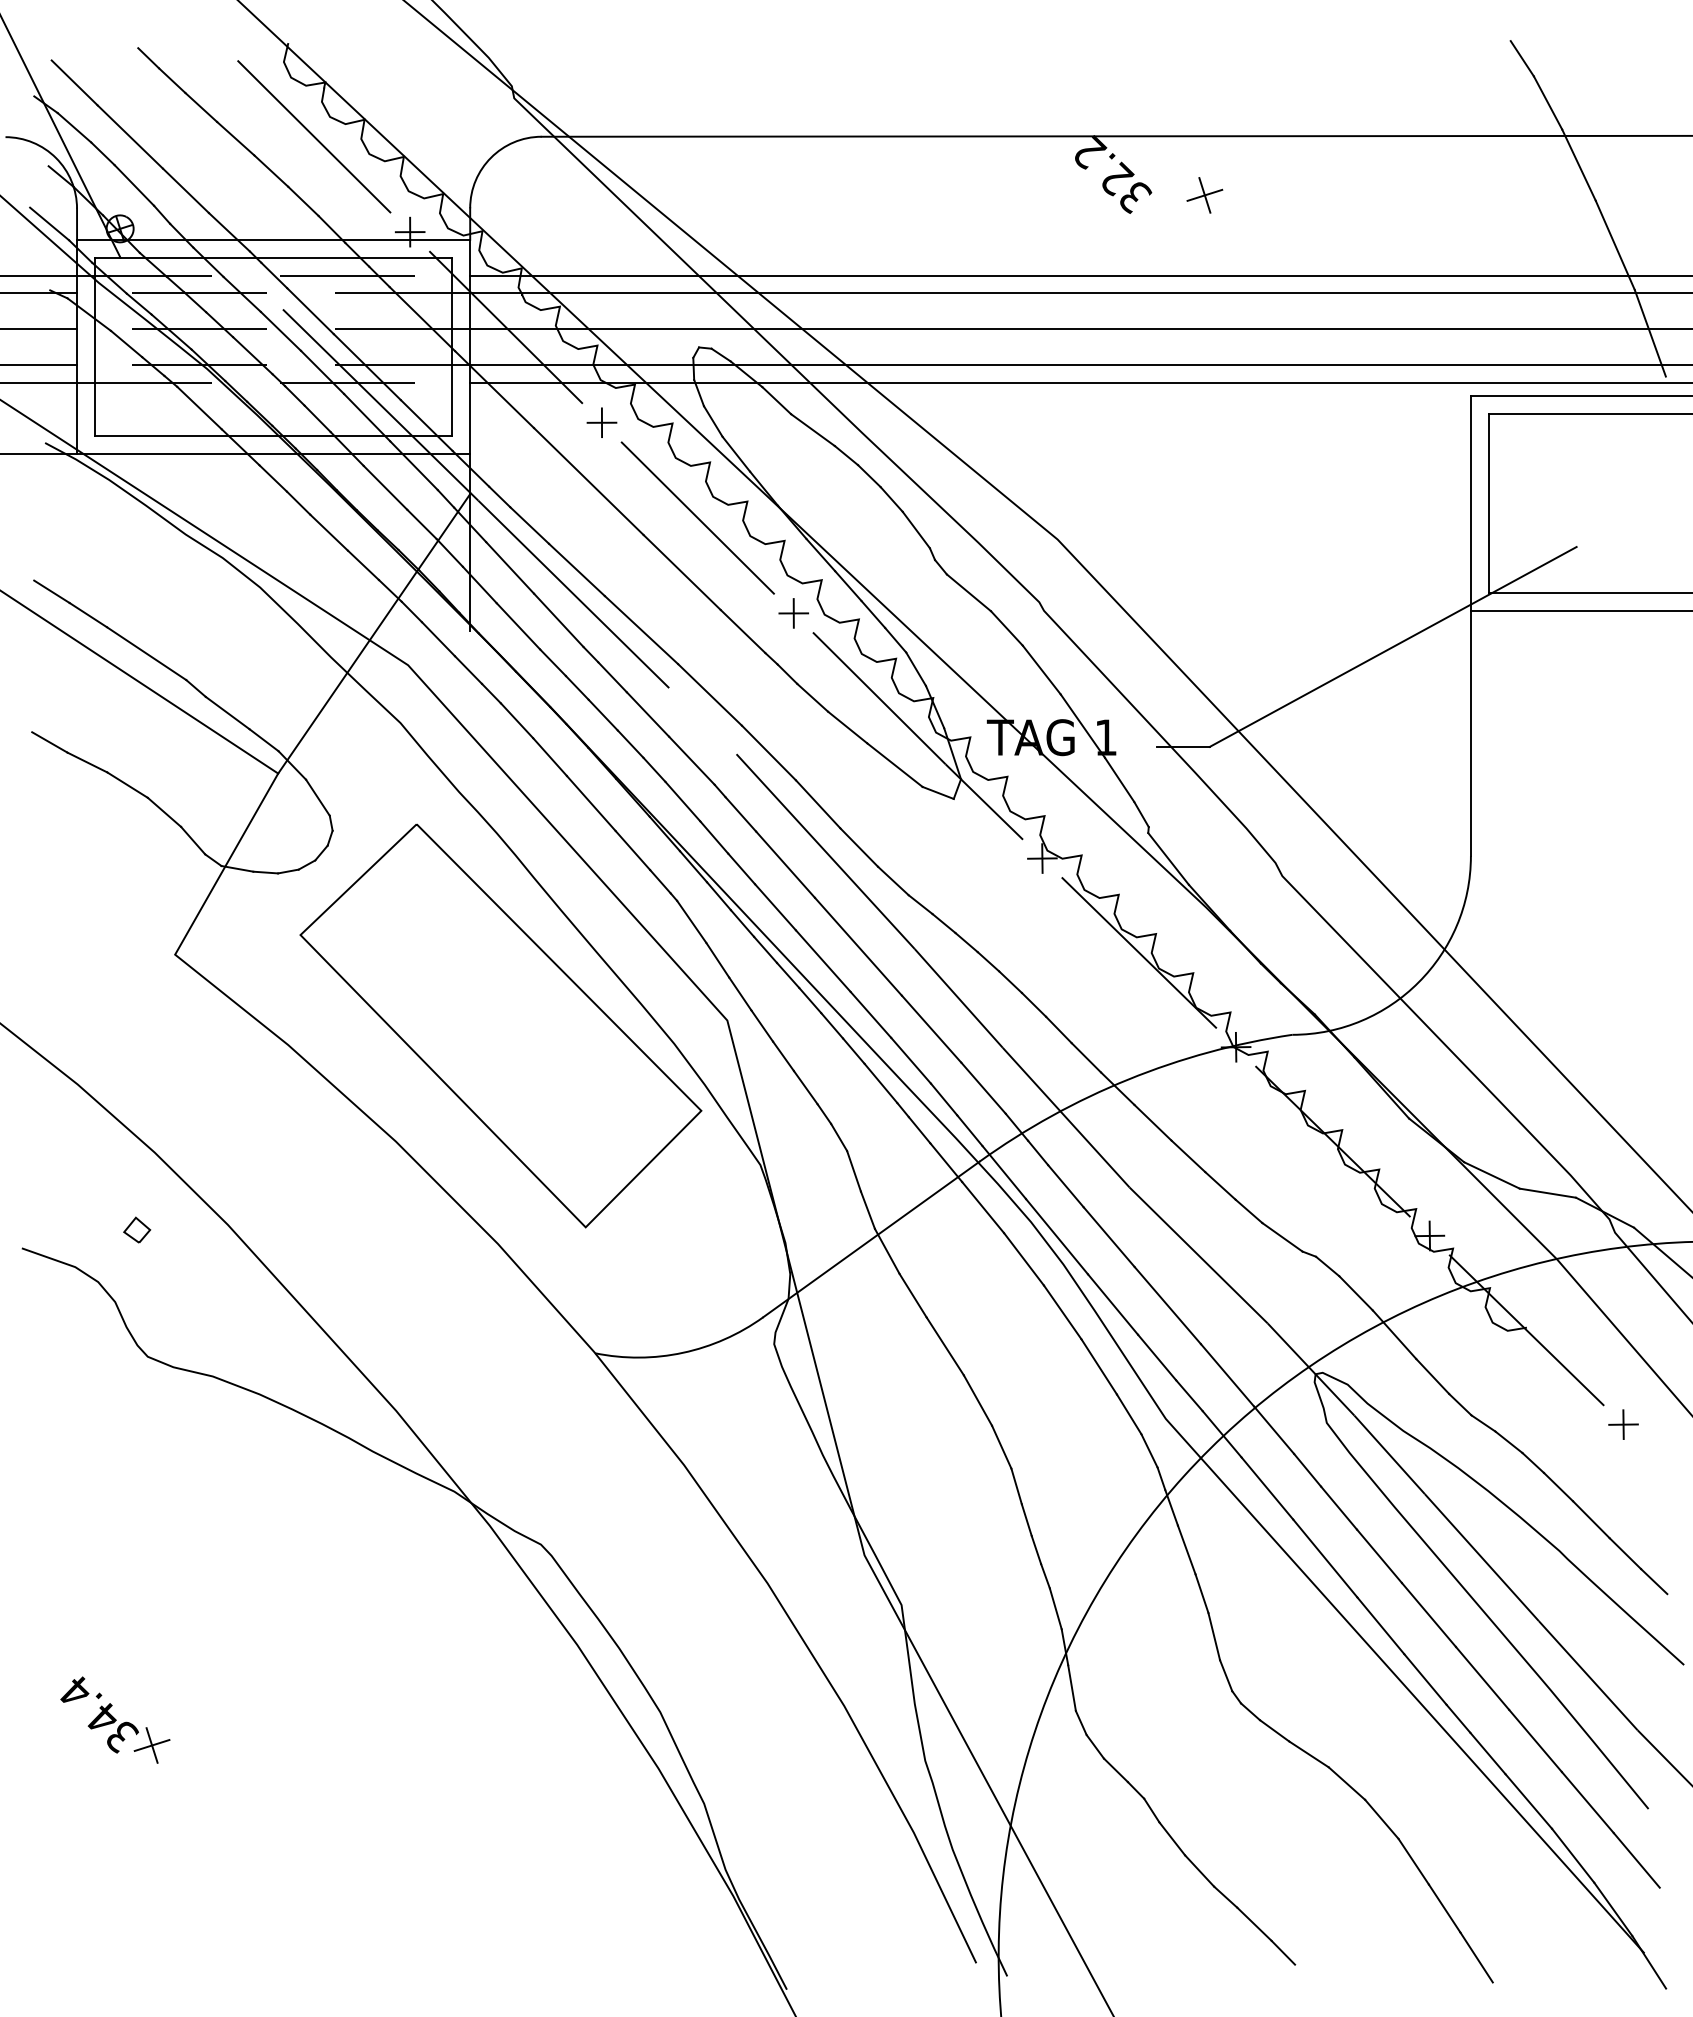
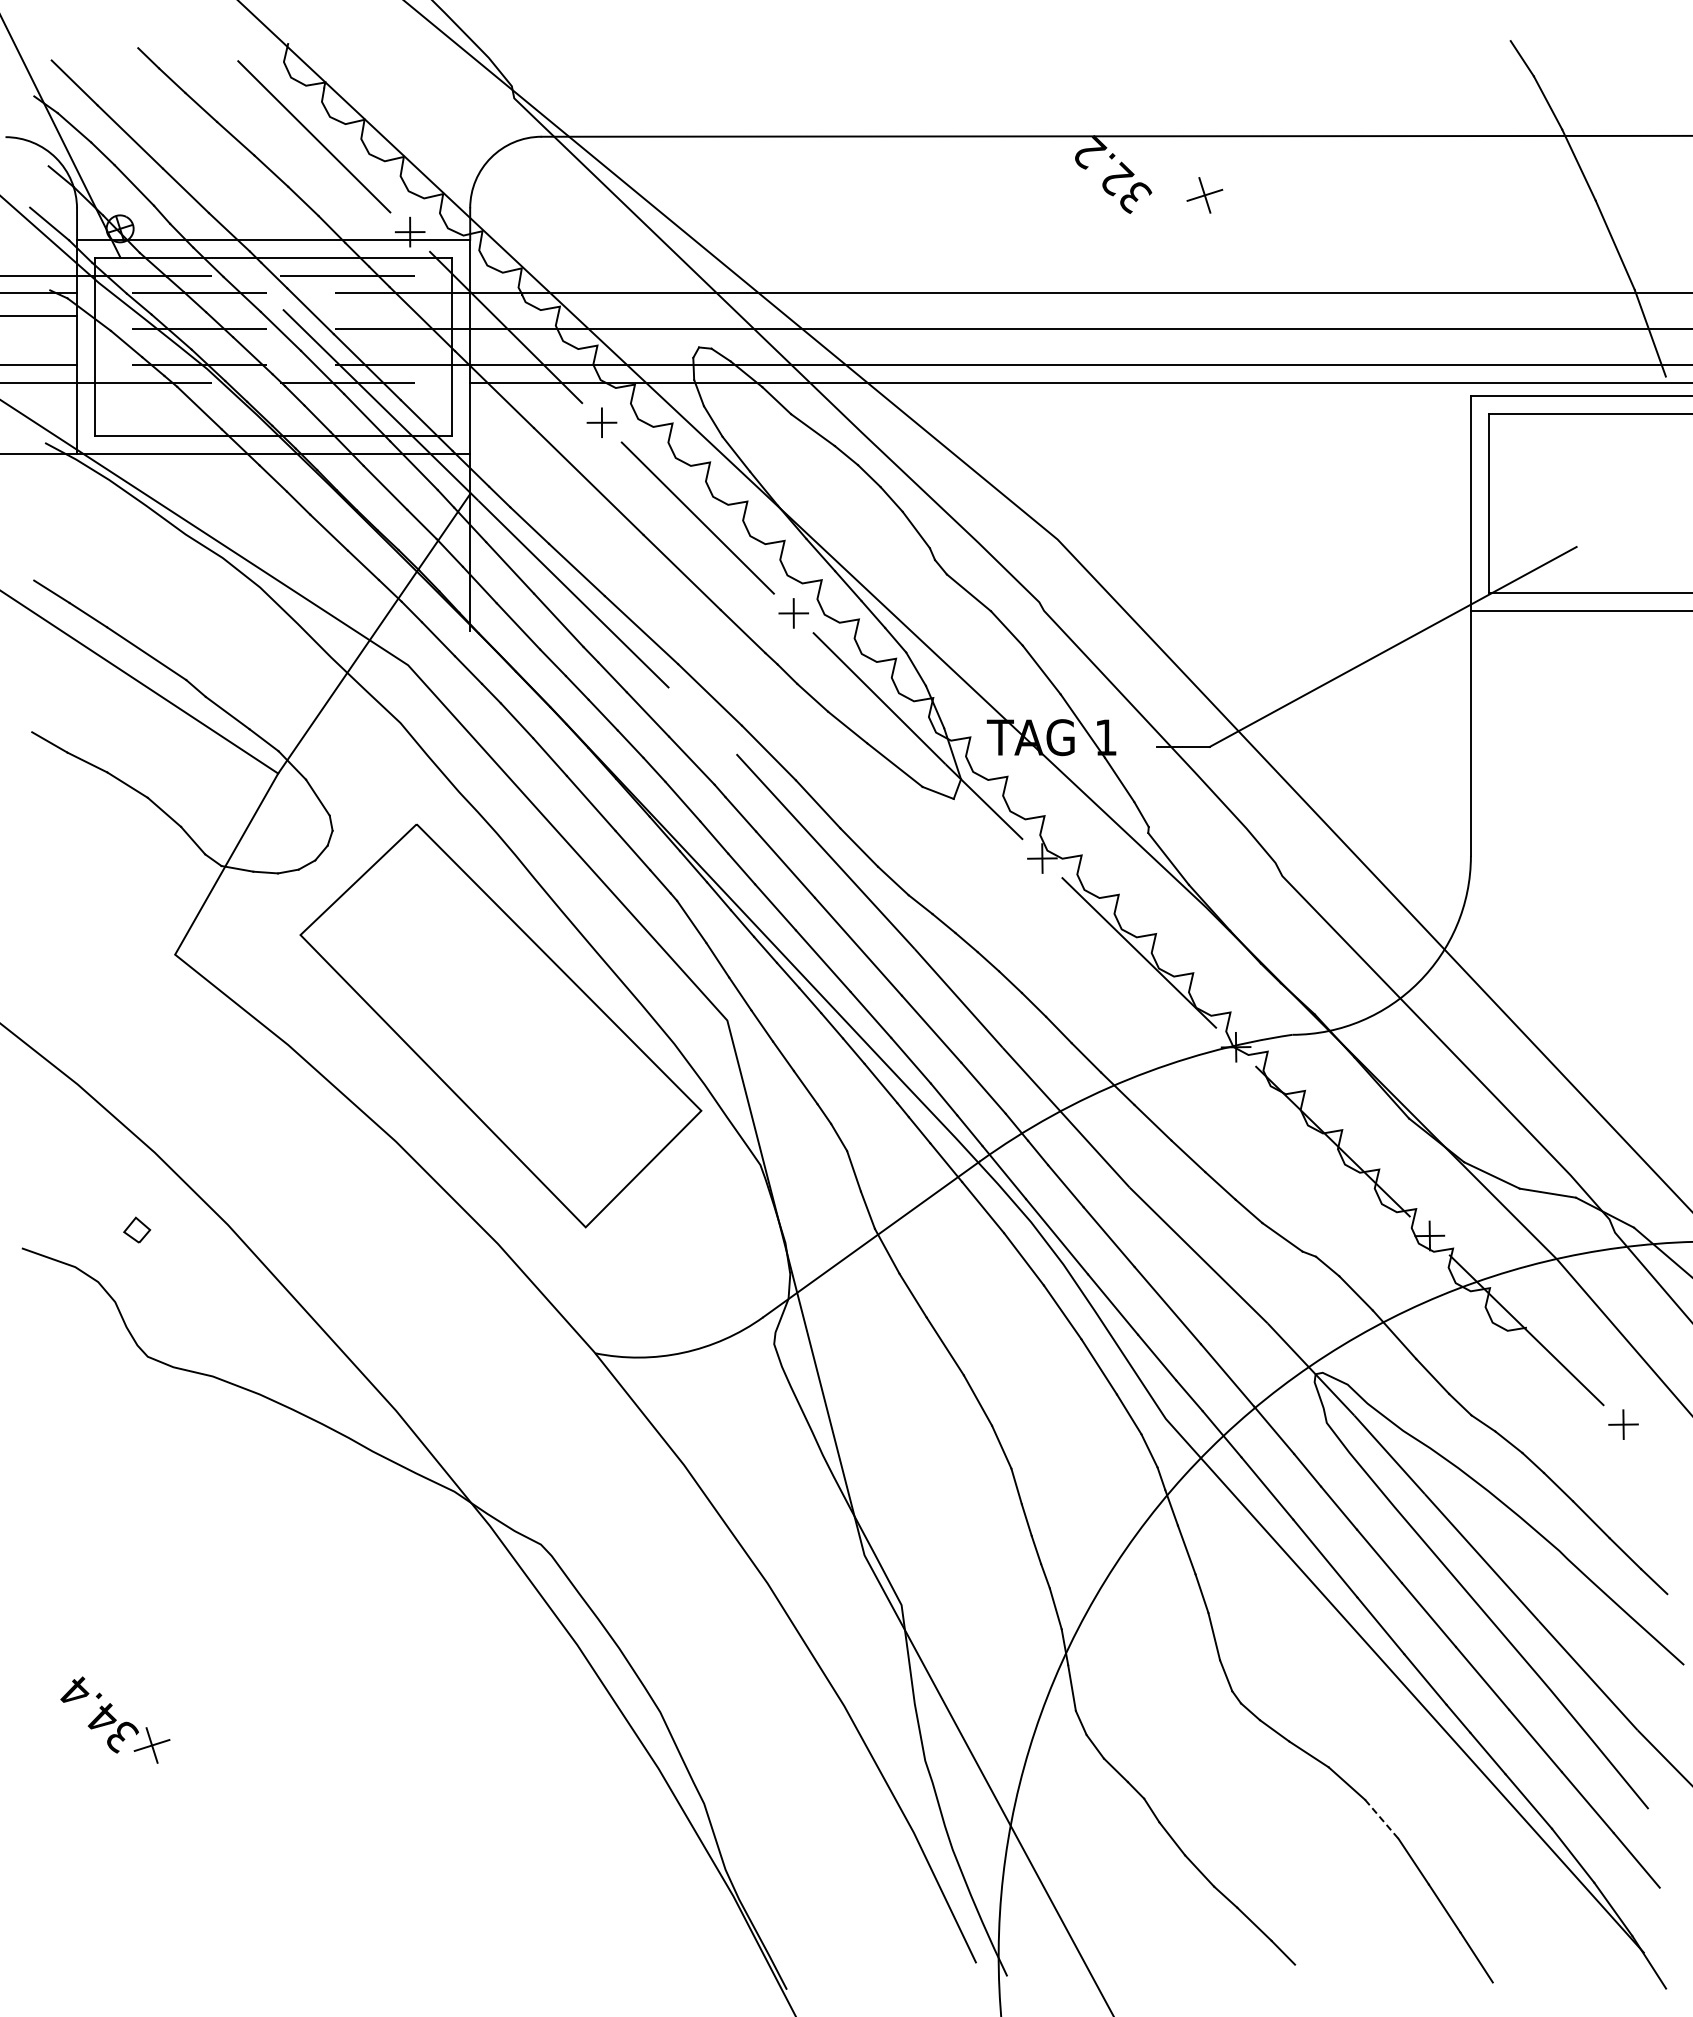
line: present -> none (1079, 275)
line position: (39, 329) -> (39, 316) (39, 316)
line: solid -> dashed (1381, 1819)
